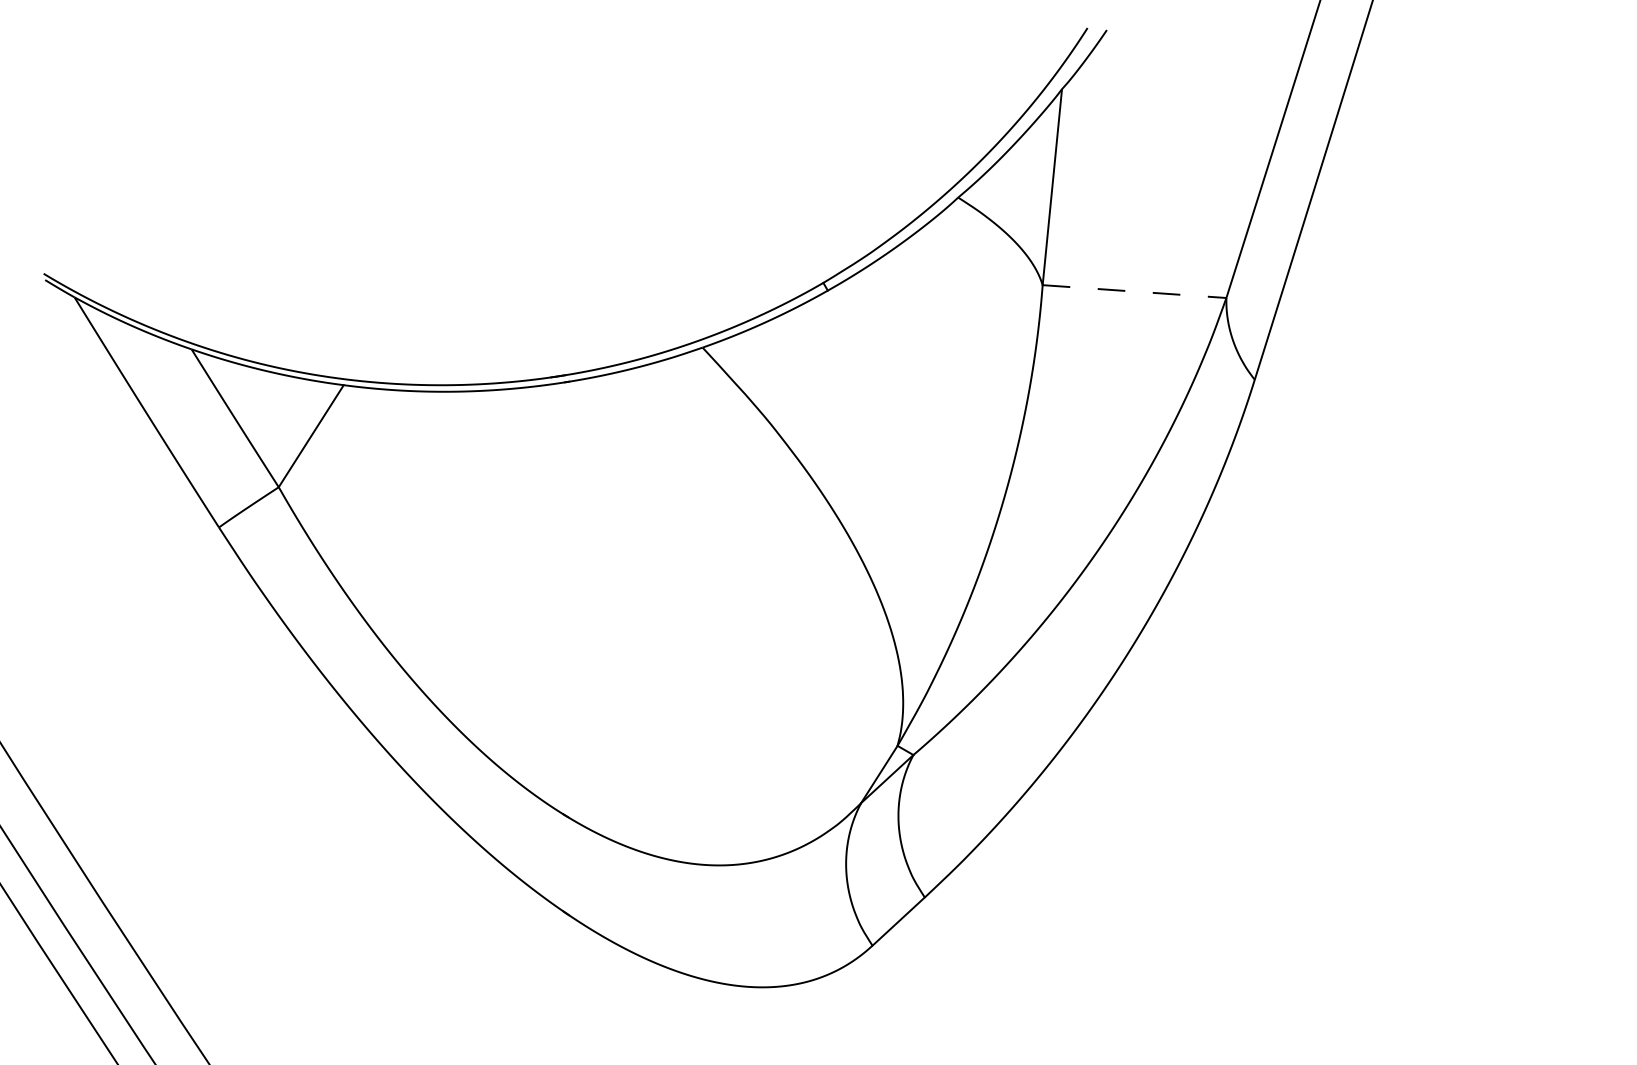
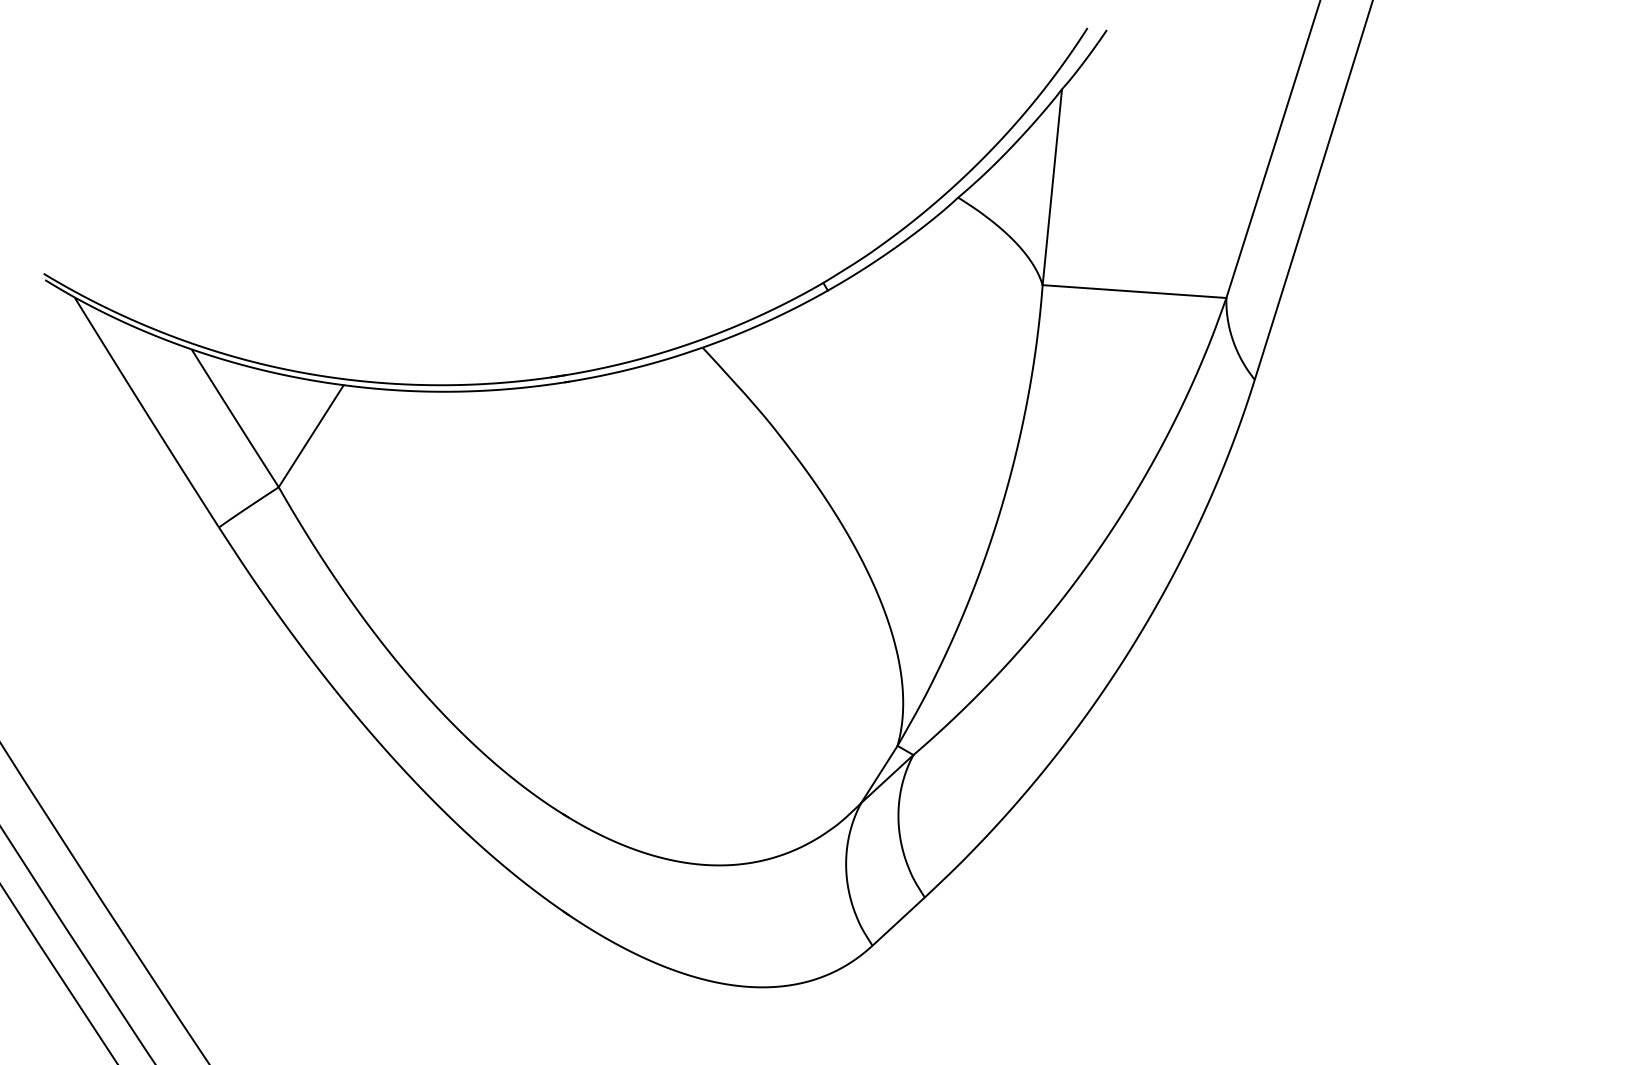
line: dashed -> solid (1135, 291)
